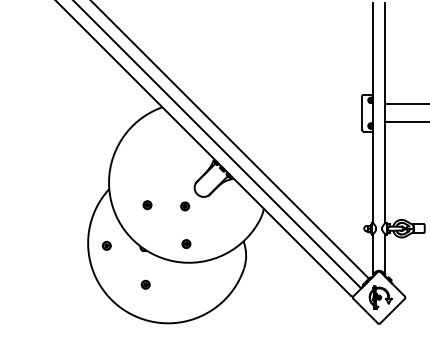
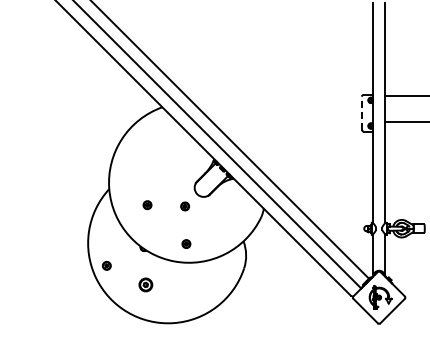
line position: (405, 104) -> (405, 96) (405, 96)
line: solid -> dashed (361, 112)
part position: (106, 245) -> (106, 265) (106, 265)
part size: 11x11 px -> 16x16 px (145, 284)
